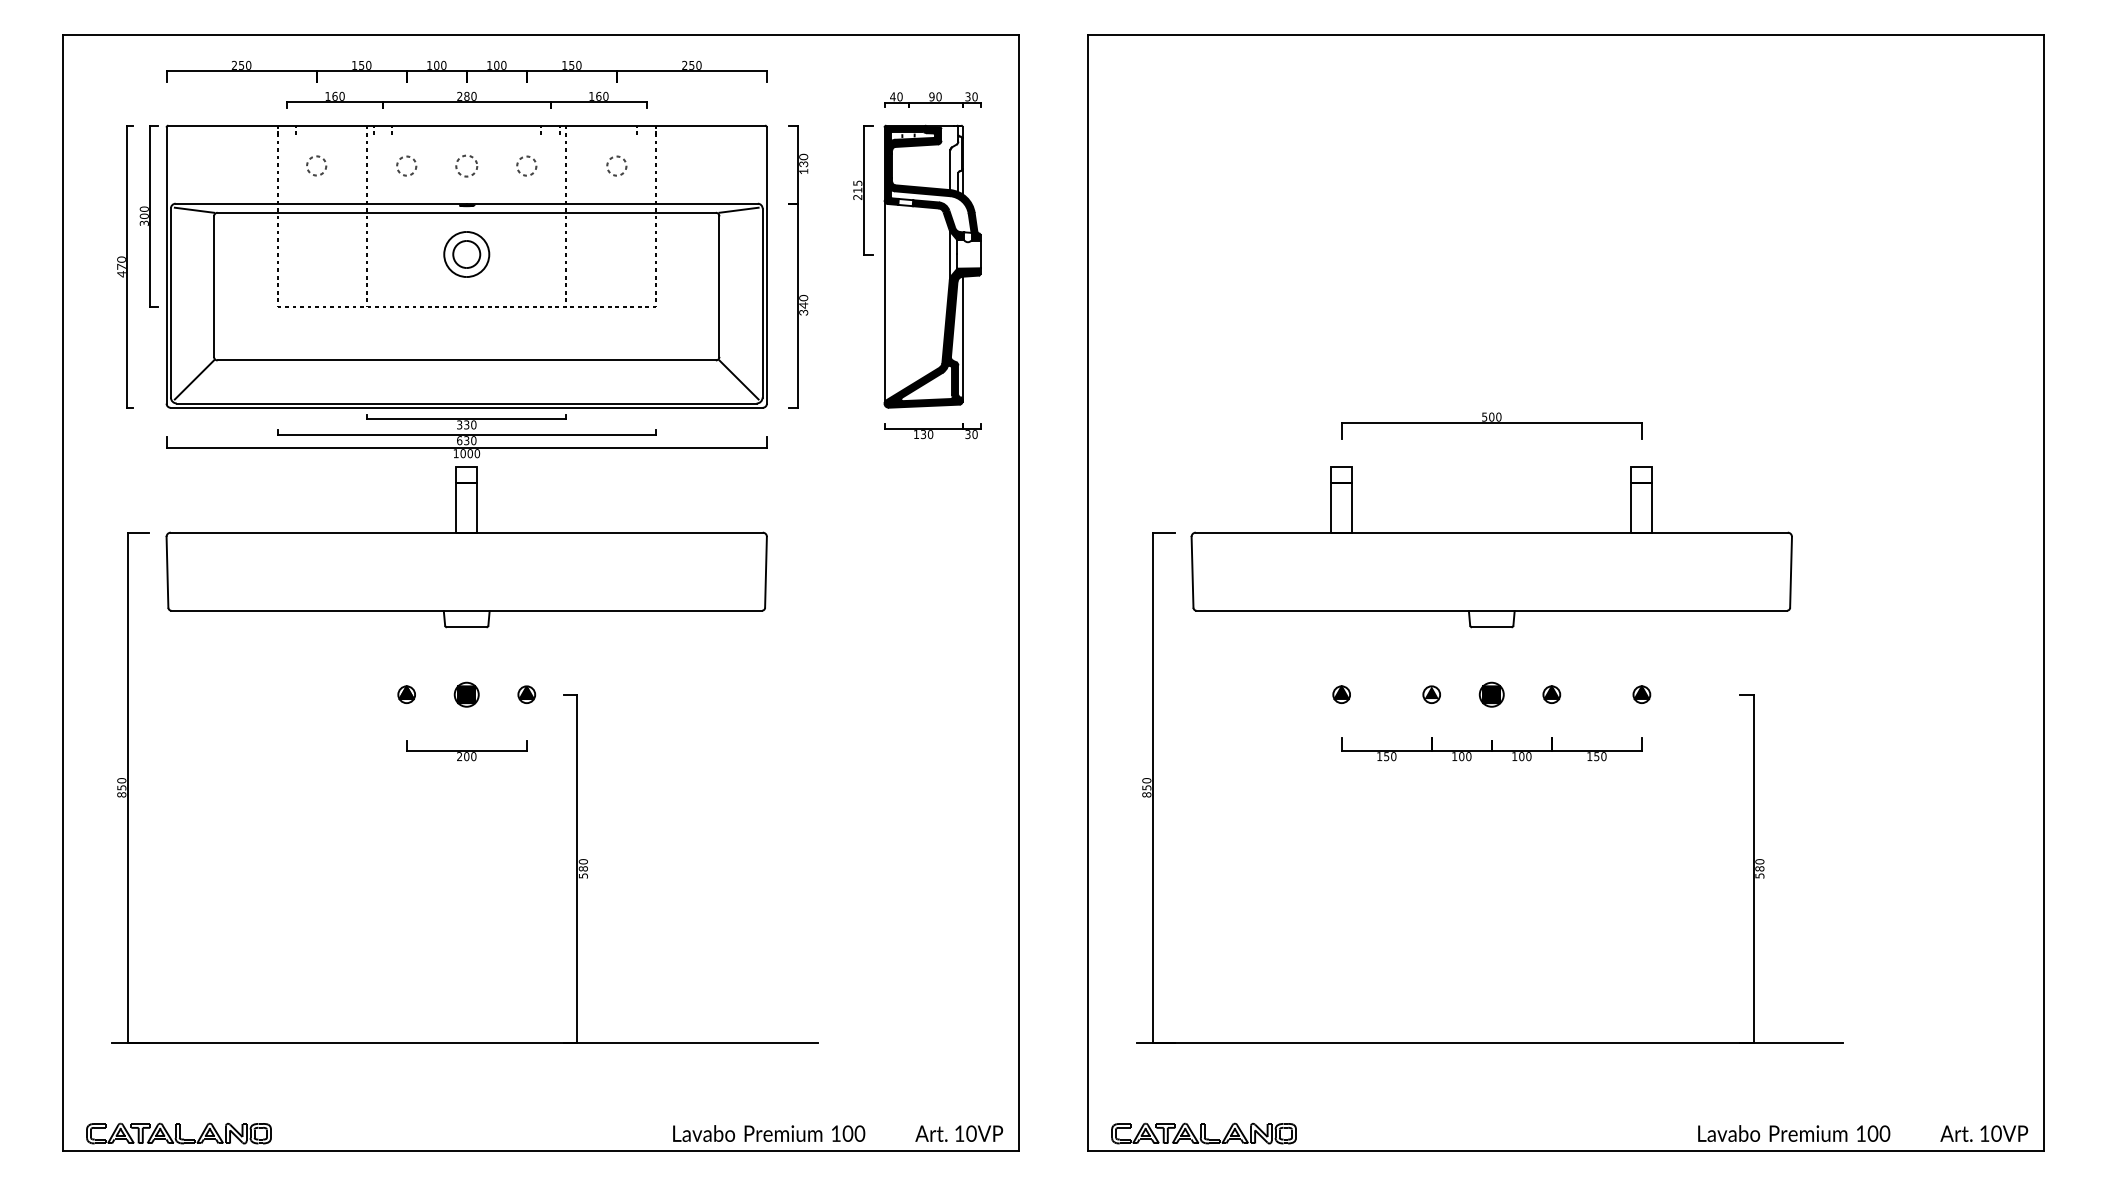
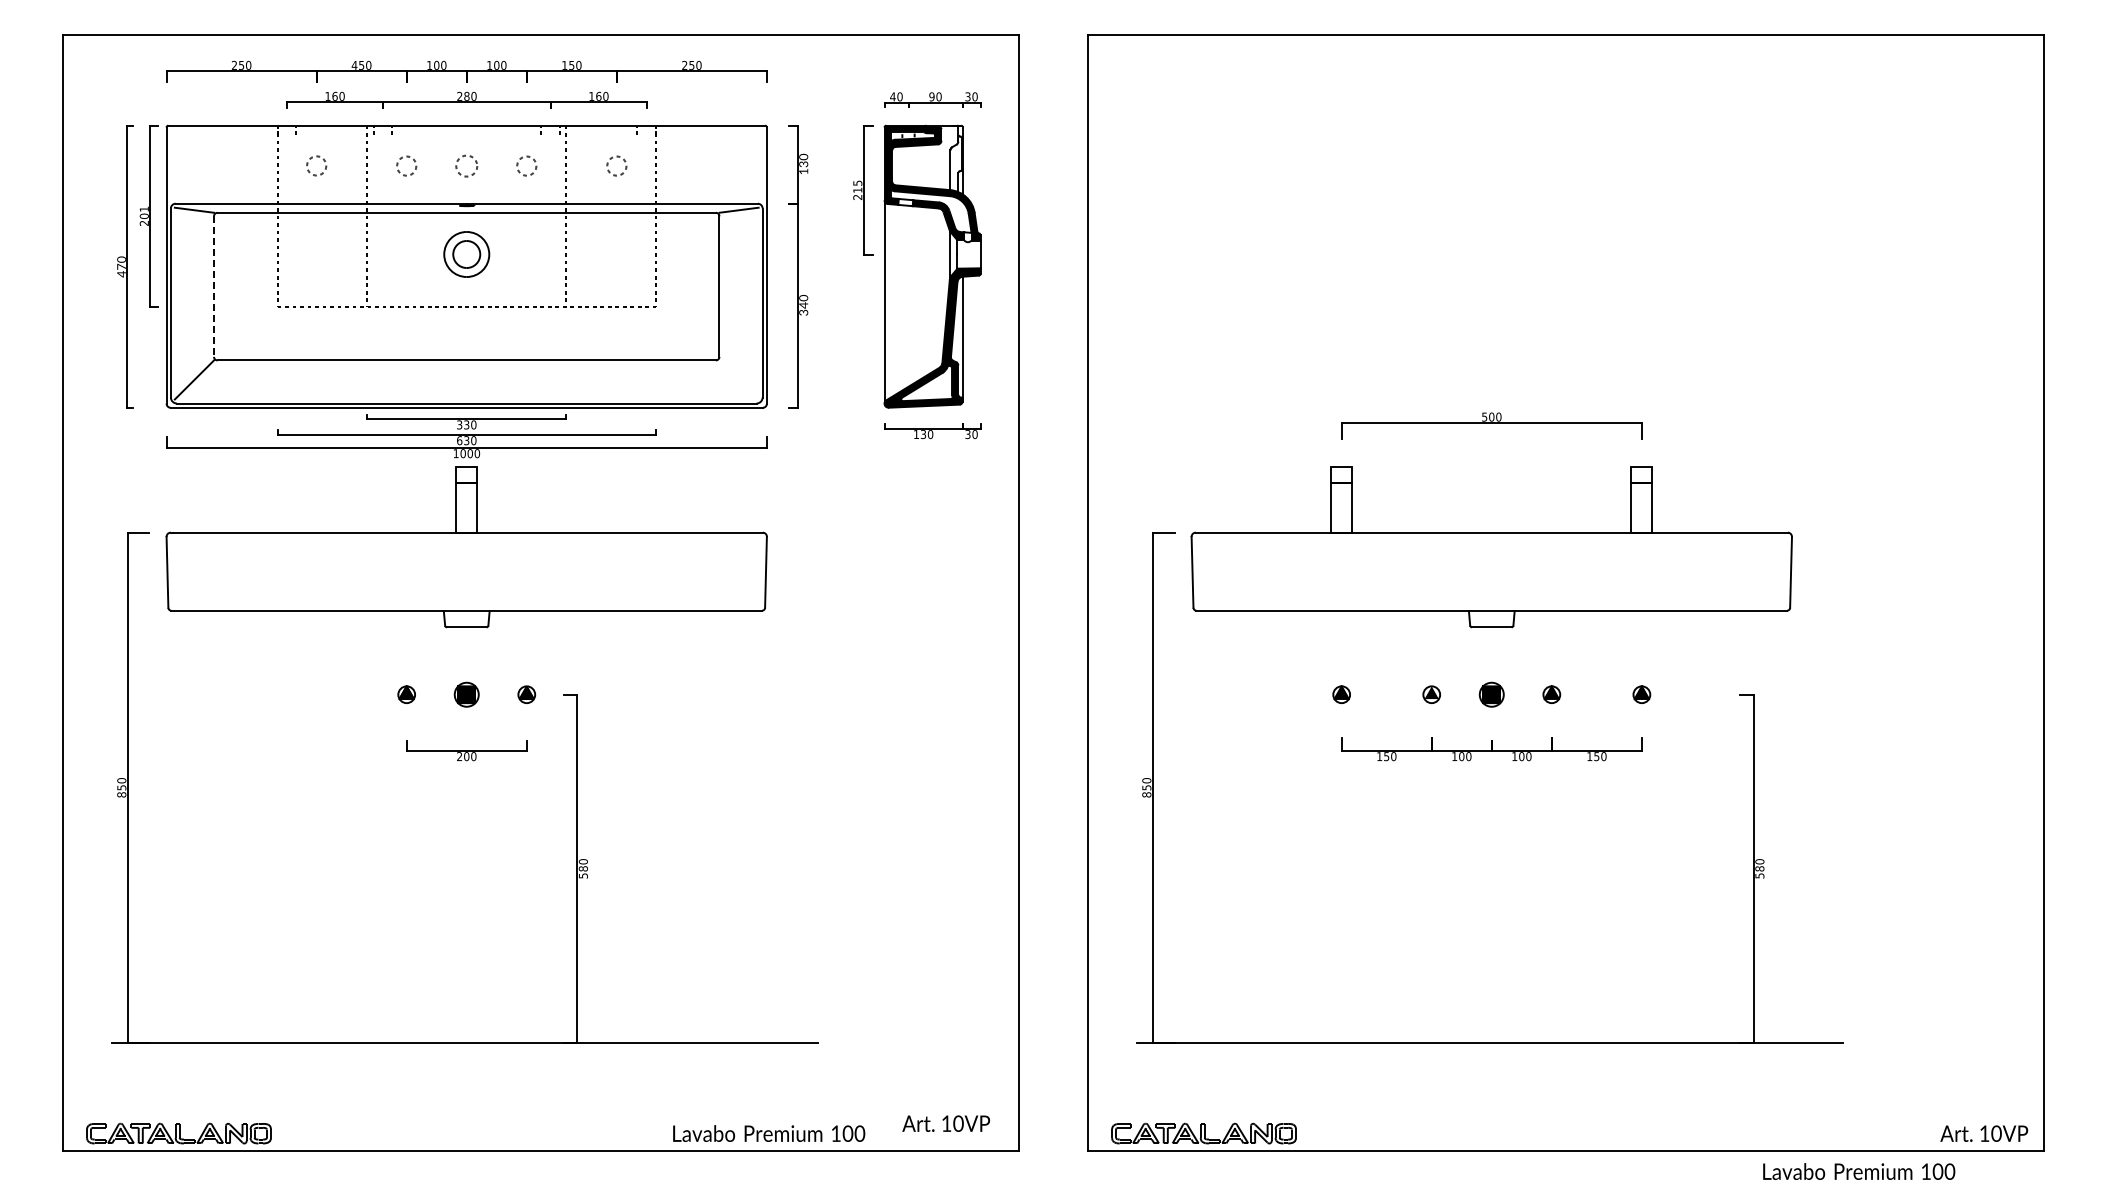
text: 150 -> 450 (354, 65)
text: 300 -> 201 (143, 215)
line: solid -> dashed (214, 287)
line: present -> none (738, 379)
text position: (959, 1133) -> (946, 1123) (946, 1123)
text position: (1794, 1133) -> (1859, 1171) (1859, 1171)
